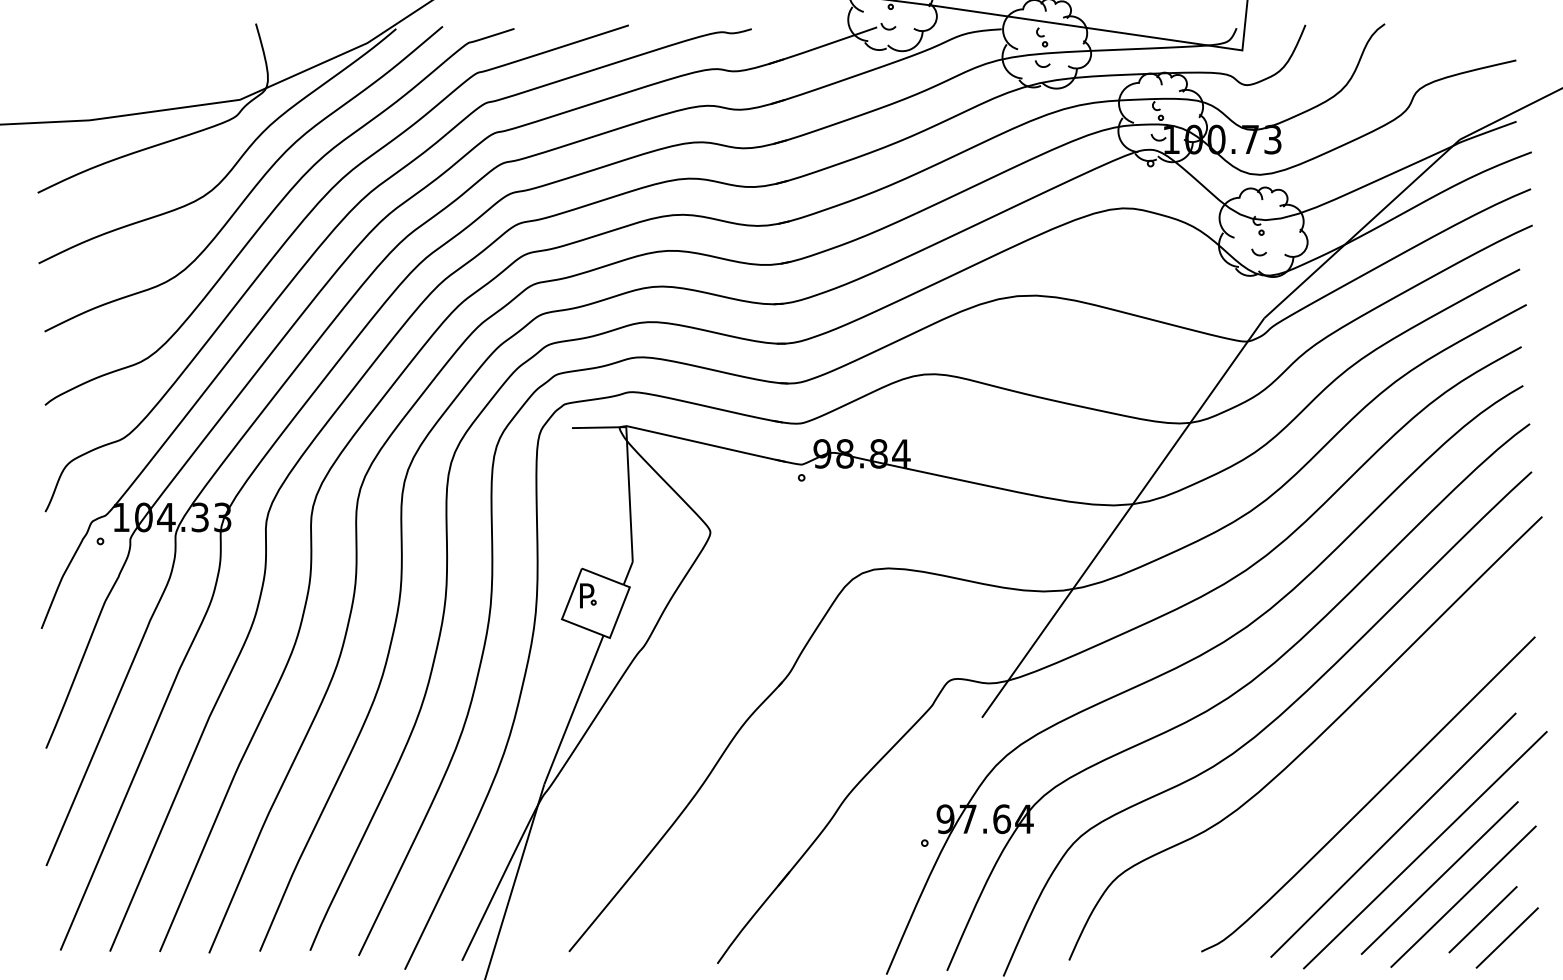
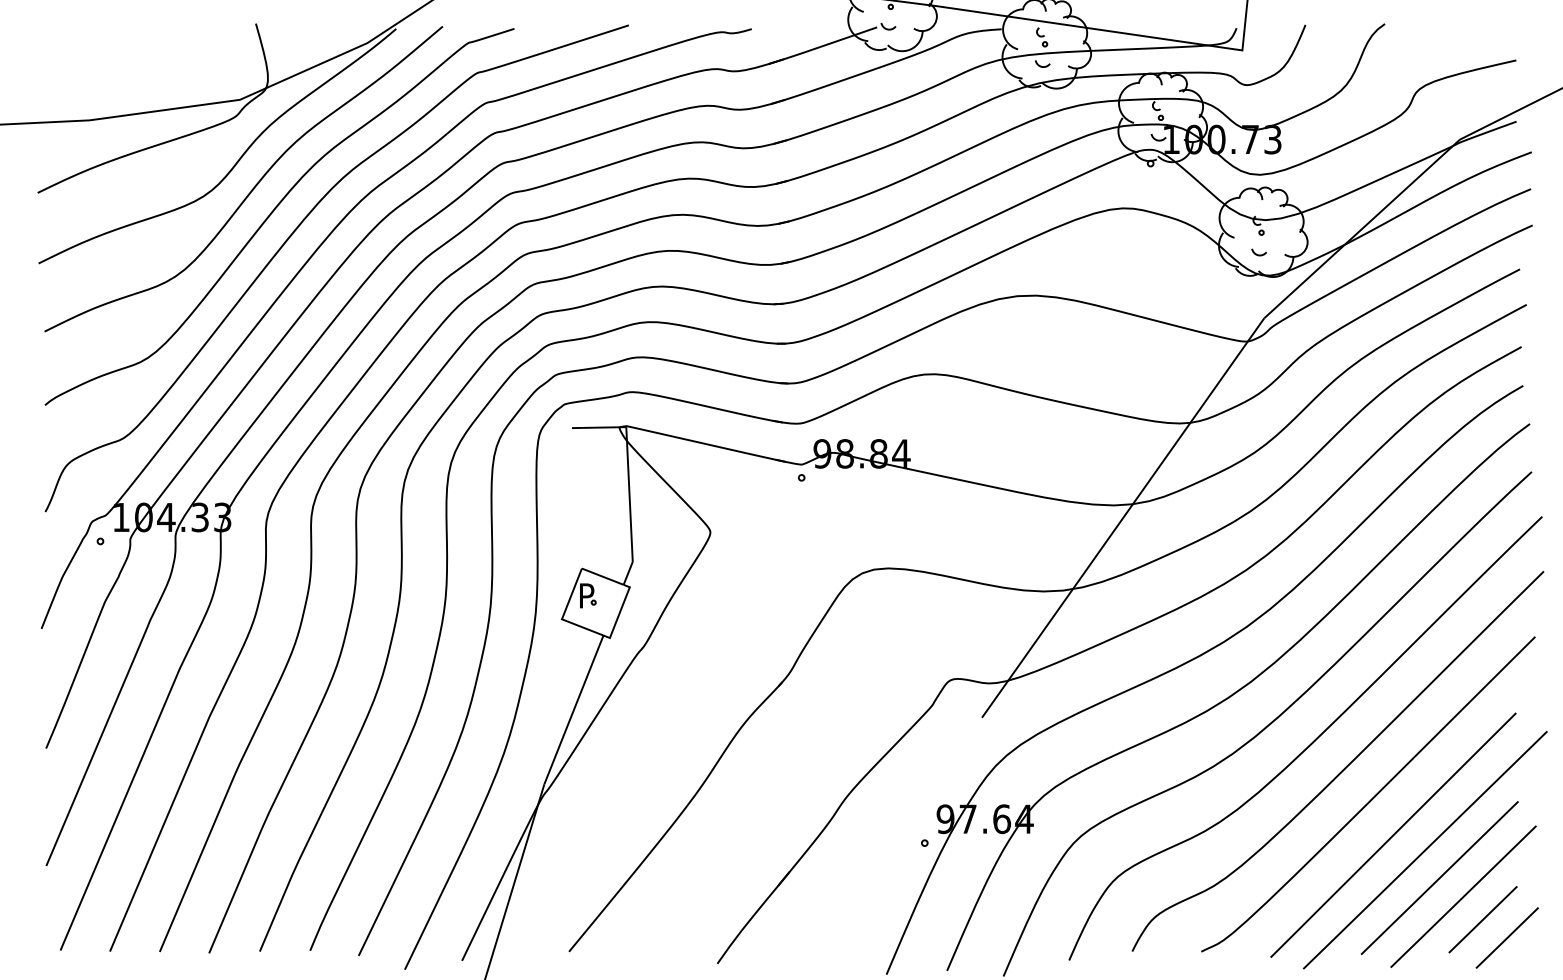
curve: none -> present (1344, 767)
